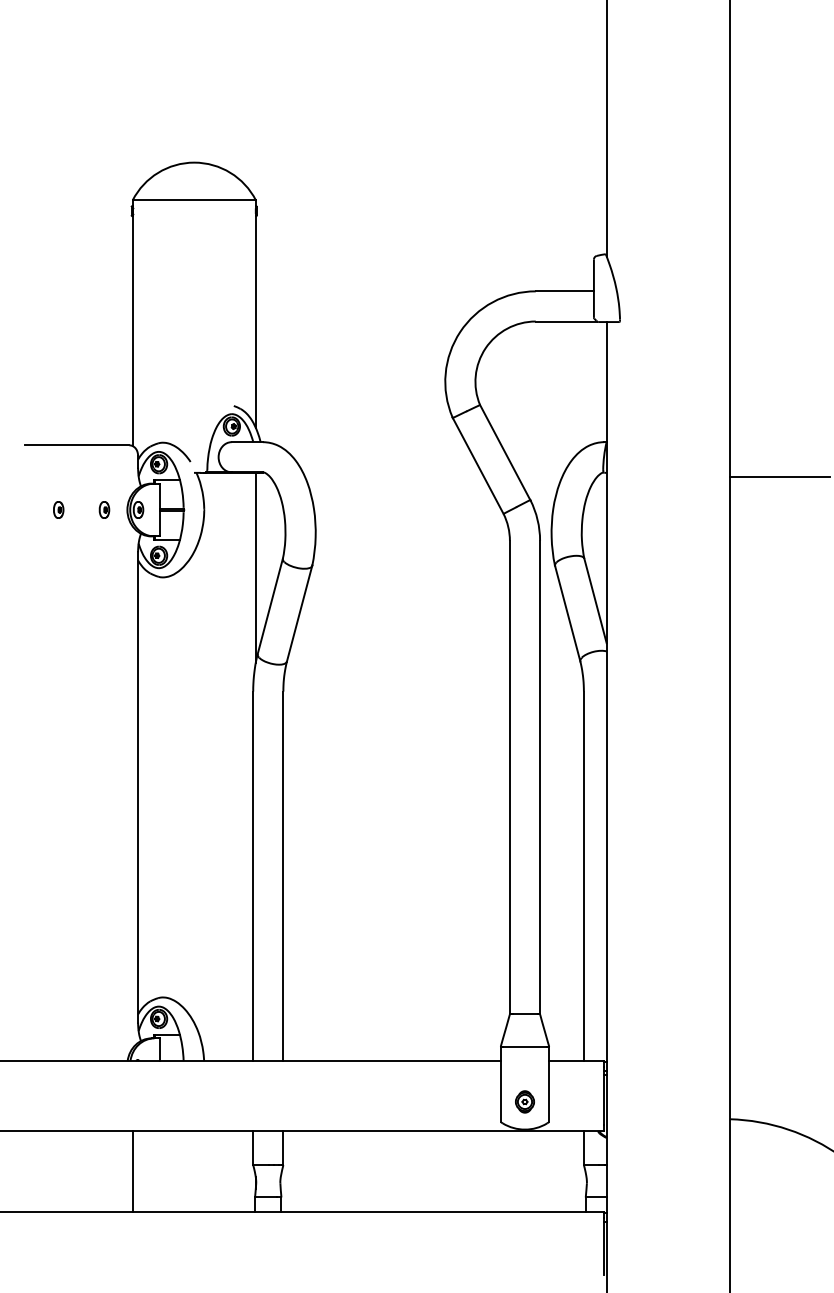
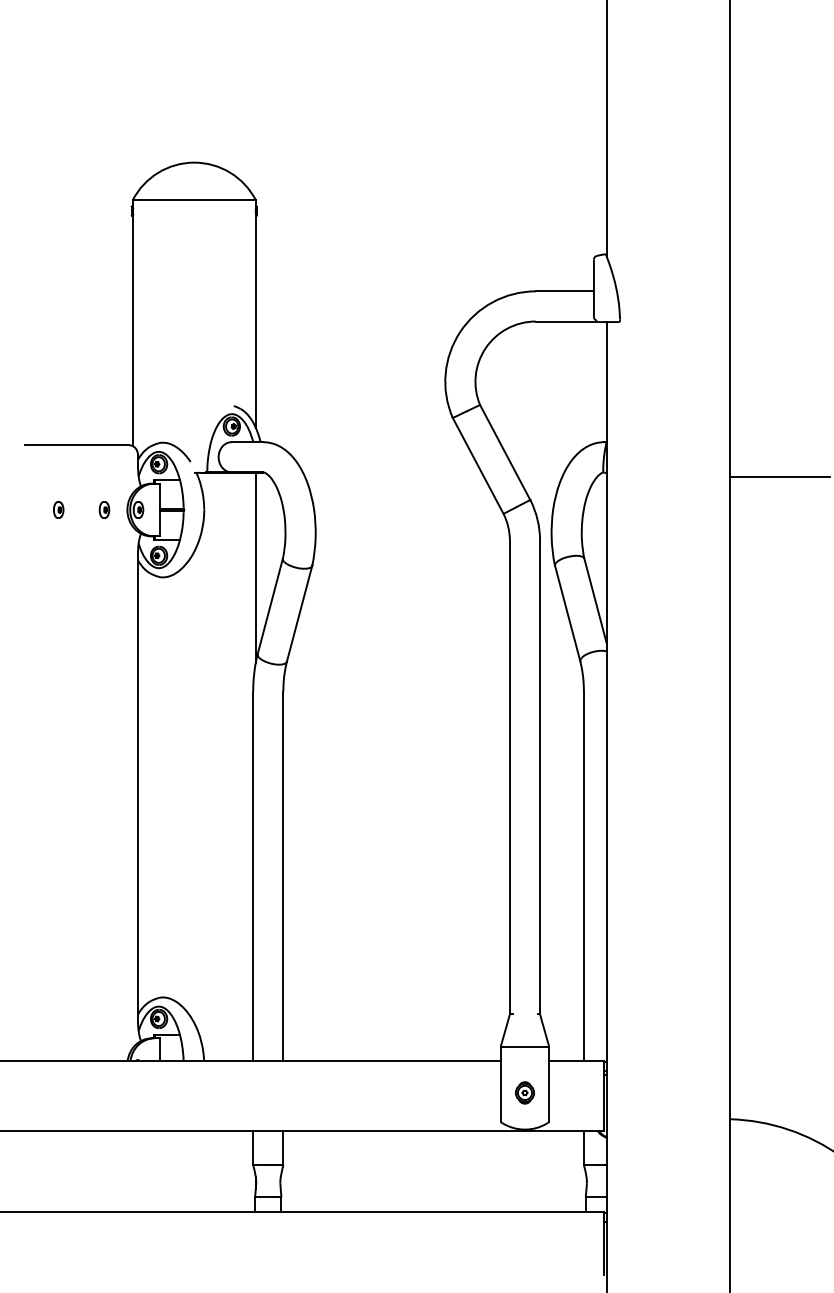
line: present -> none (525, 1014)
part position: (524, 1101) -> (524, 1092) (524, 1092)
line: present -> none (132, 1171)
